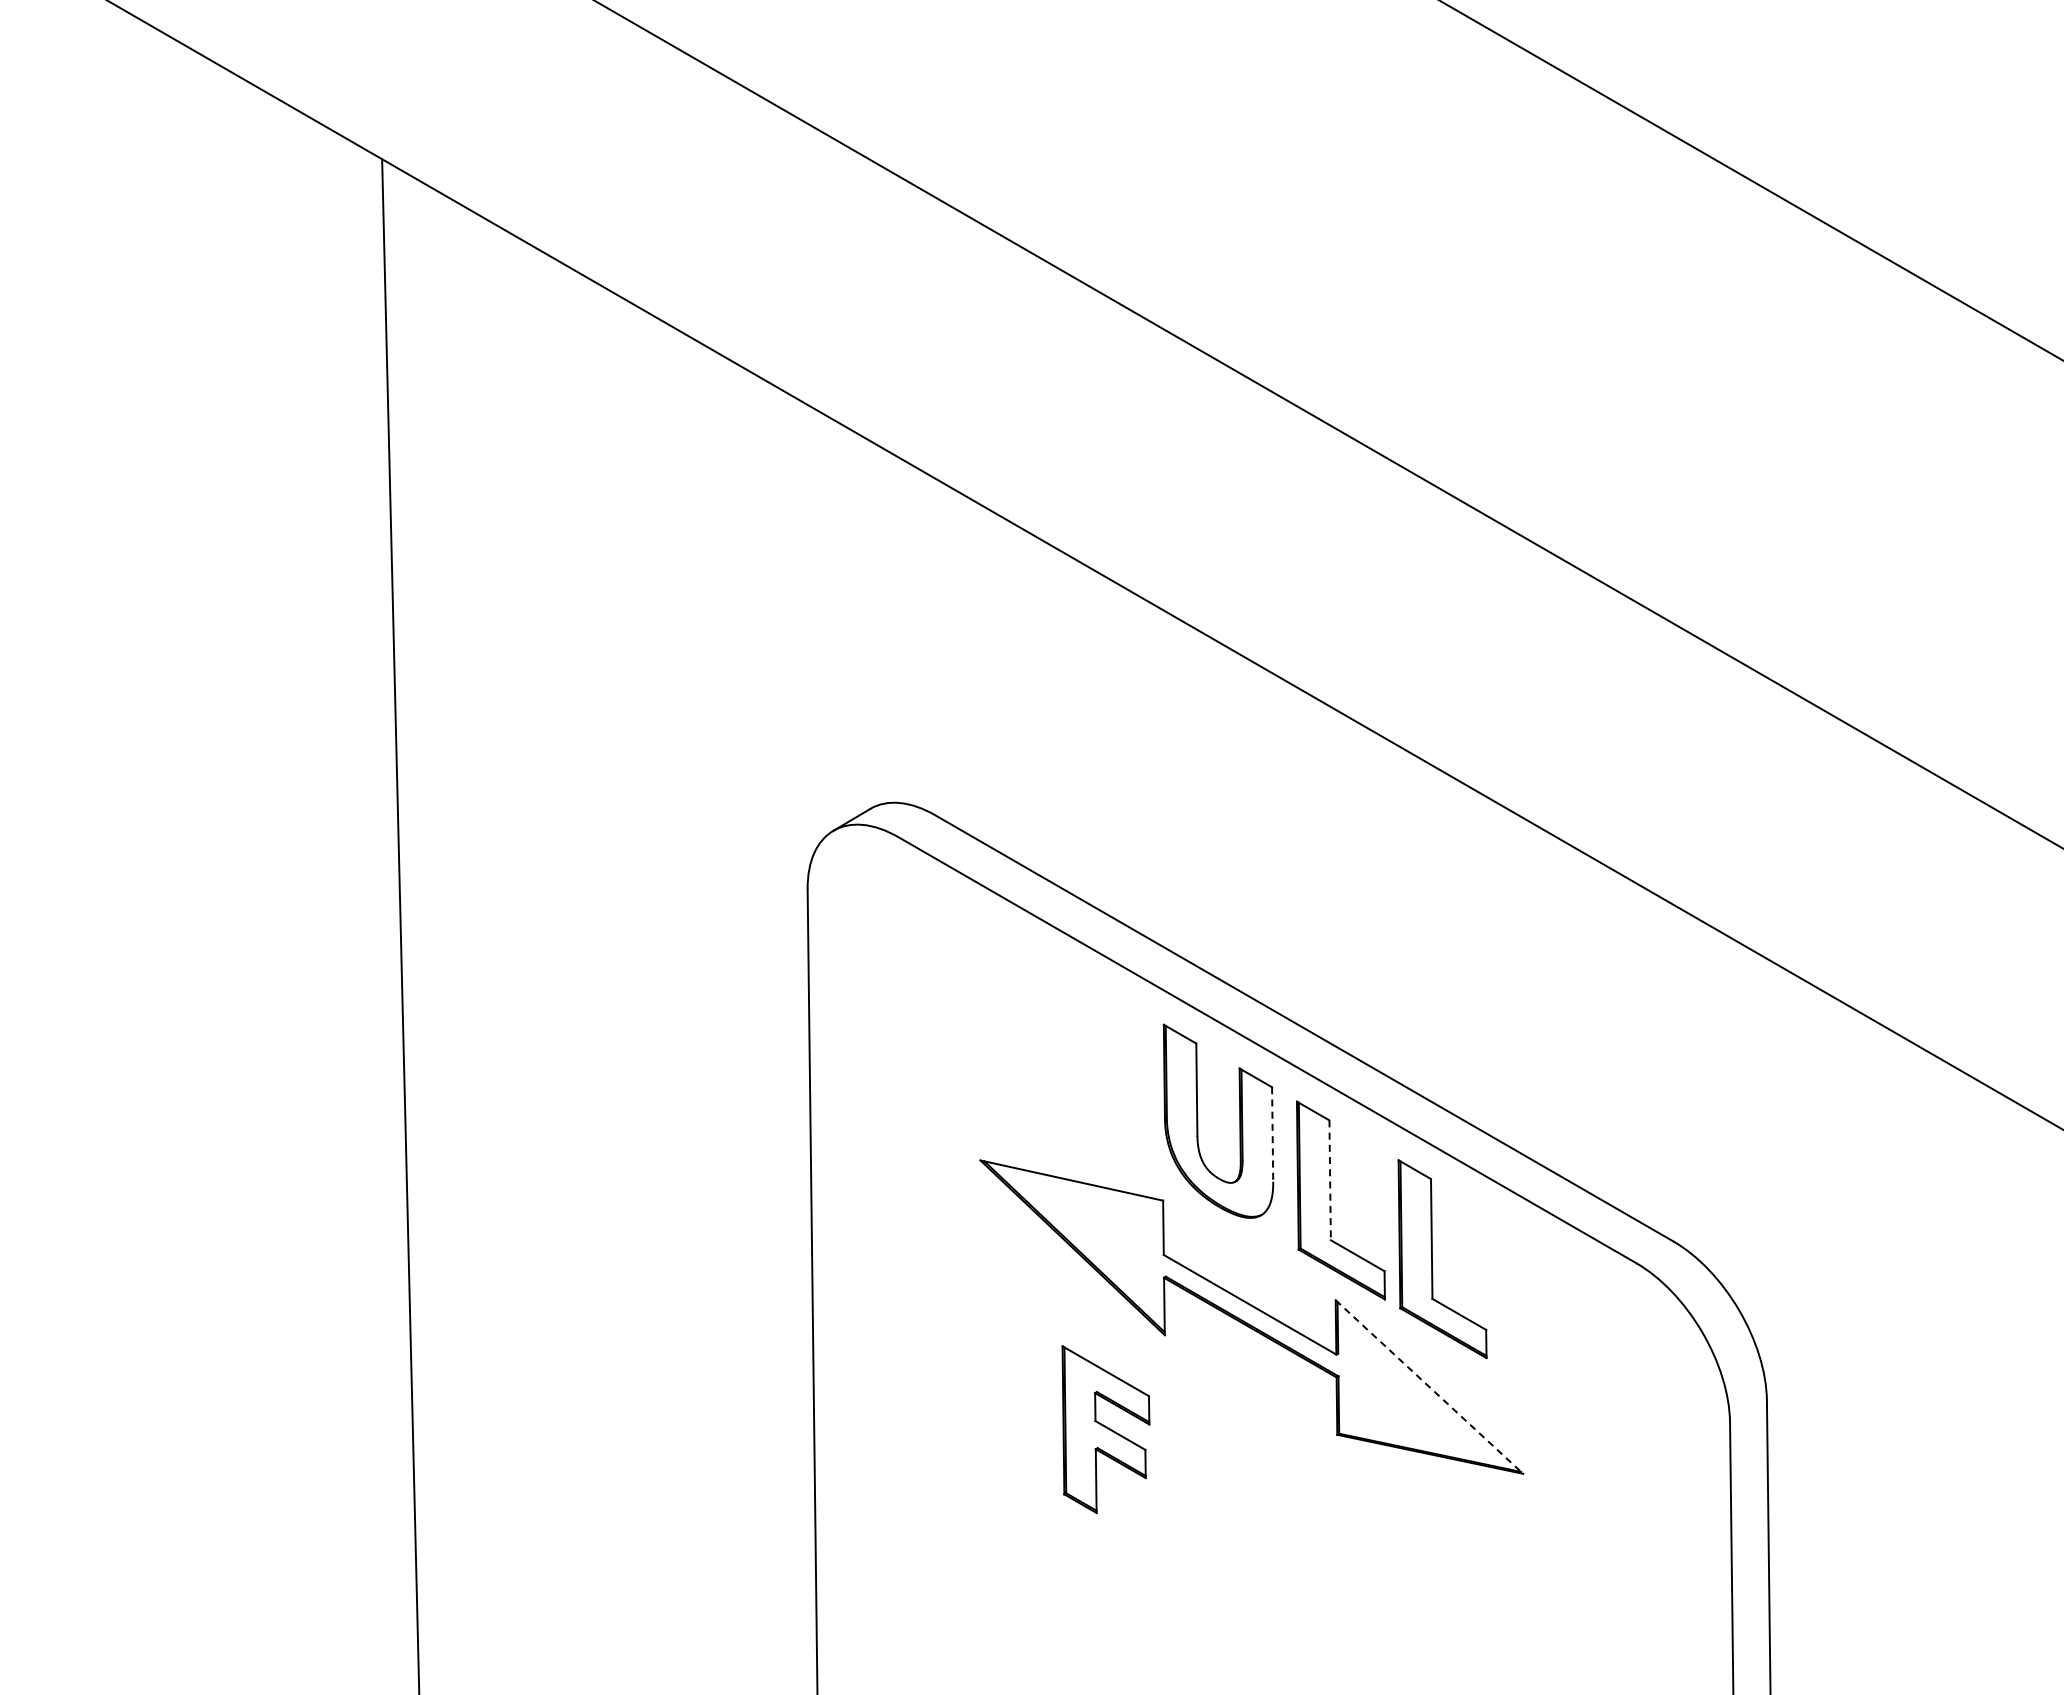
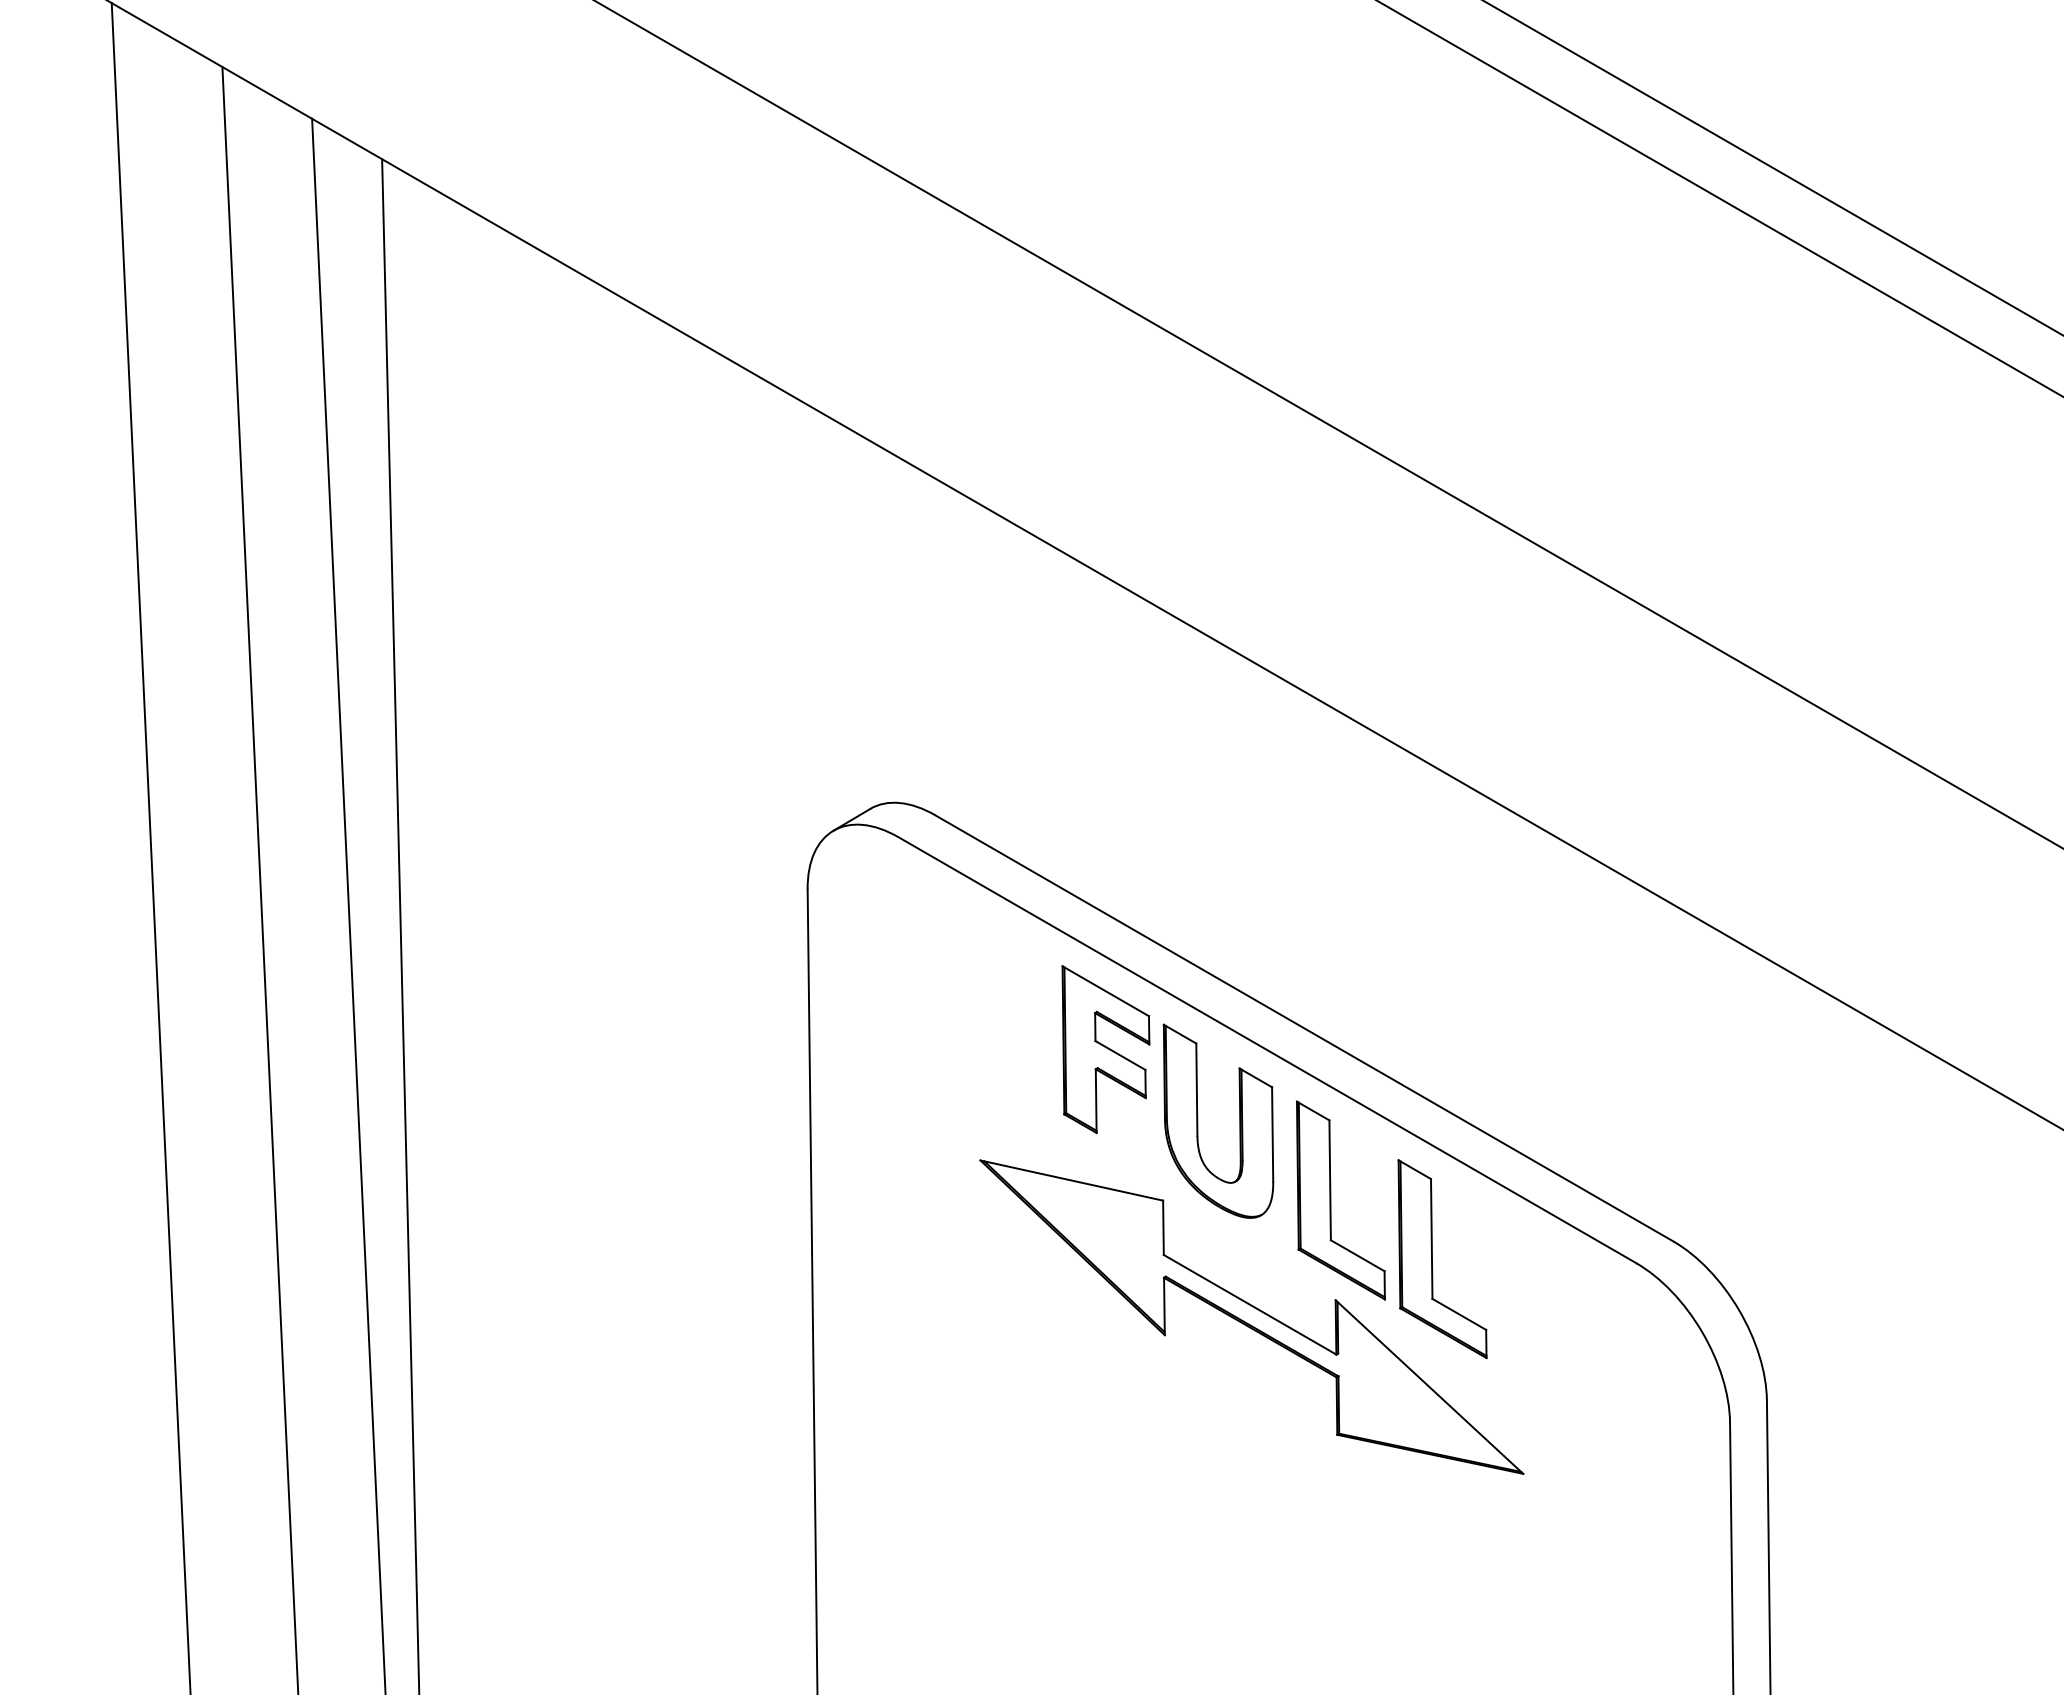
line: none -> present (1772, 168)
line position: (1751, 180) -> (1719, 198) (1719, 198)
line: none -> present (150, 847)
line: none -> present (260, 879)
line: none -> present (348, 904)
line: dashed -> solid (1272, 1134)
line: dashed -> solid (1330, 1180)
line: dashed -> solid (1429, 1387)
part position: (1105, 1429) -> (1105, 1049) (1105, 1049)
